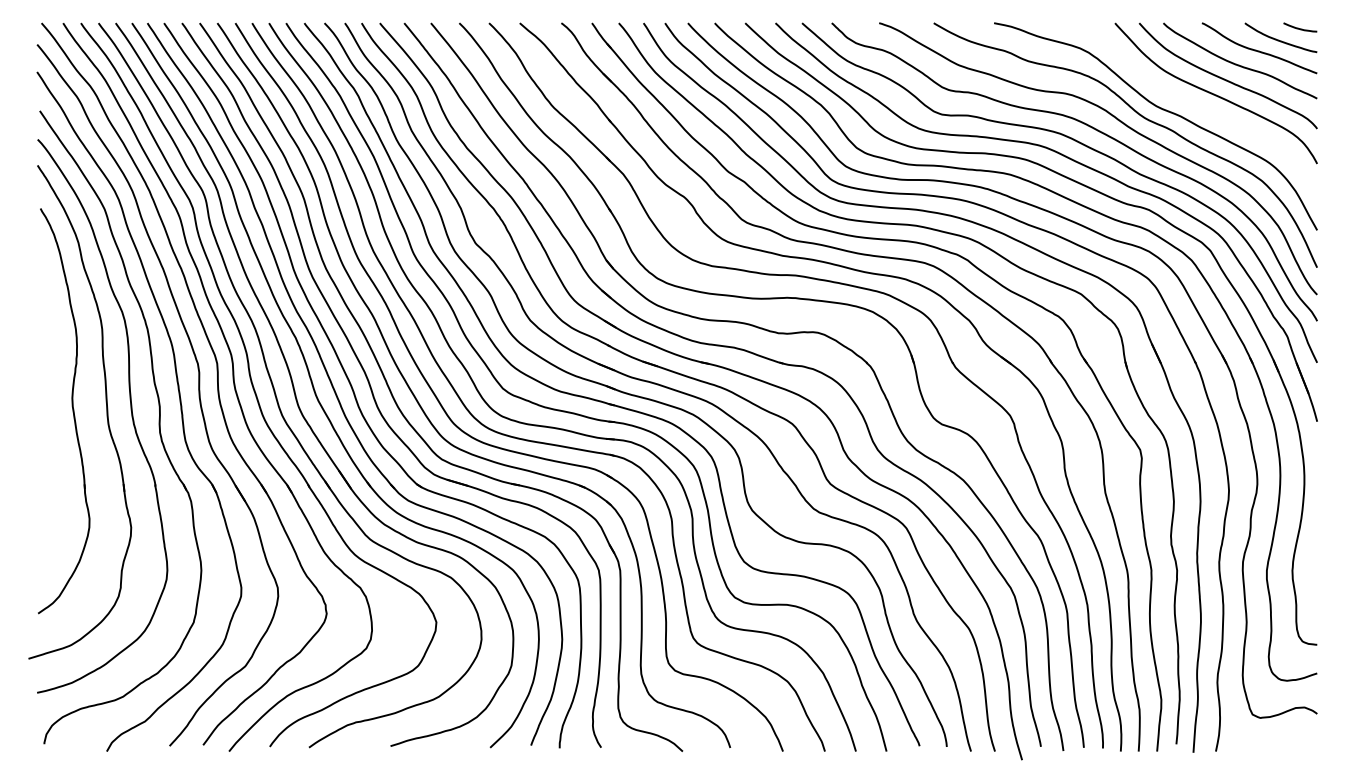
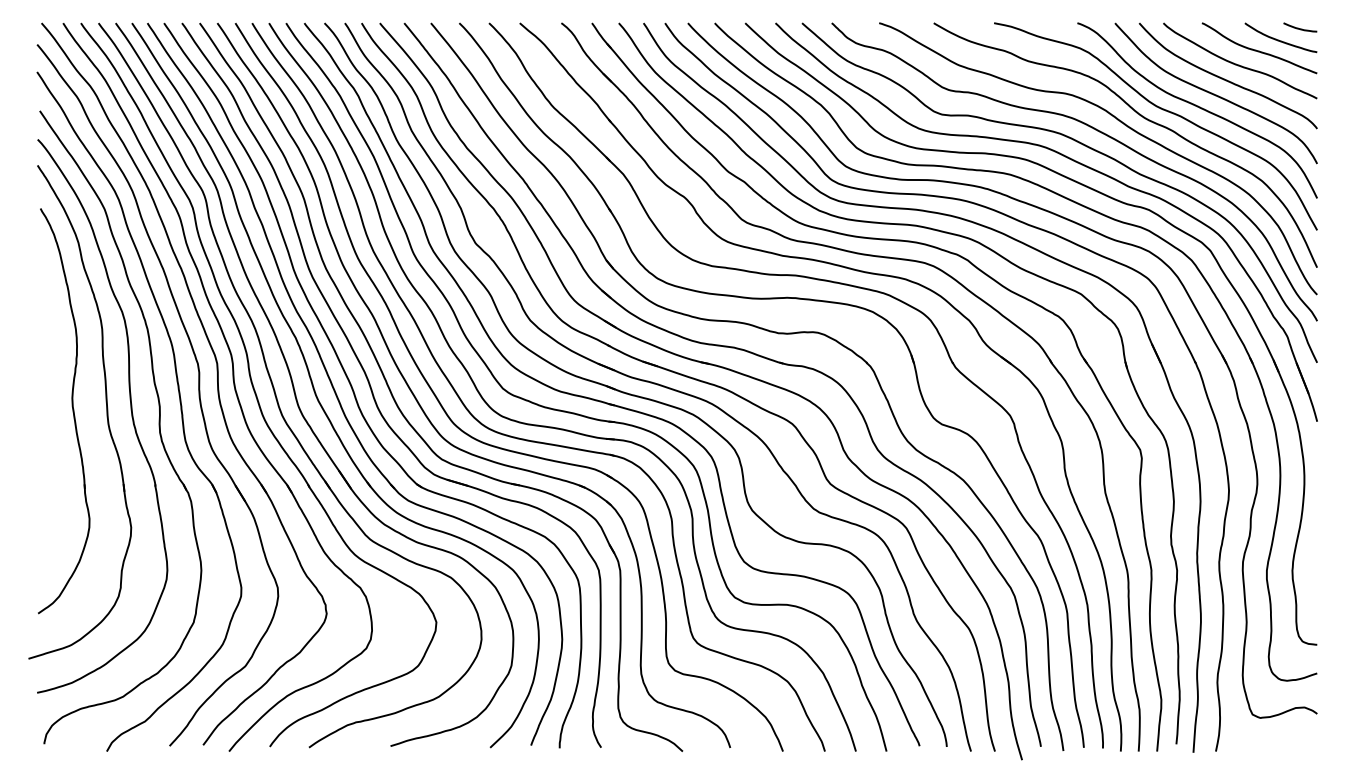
curve: none -> present (1199, 108)
